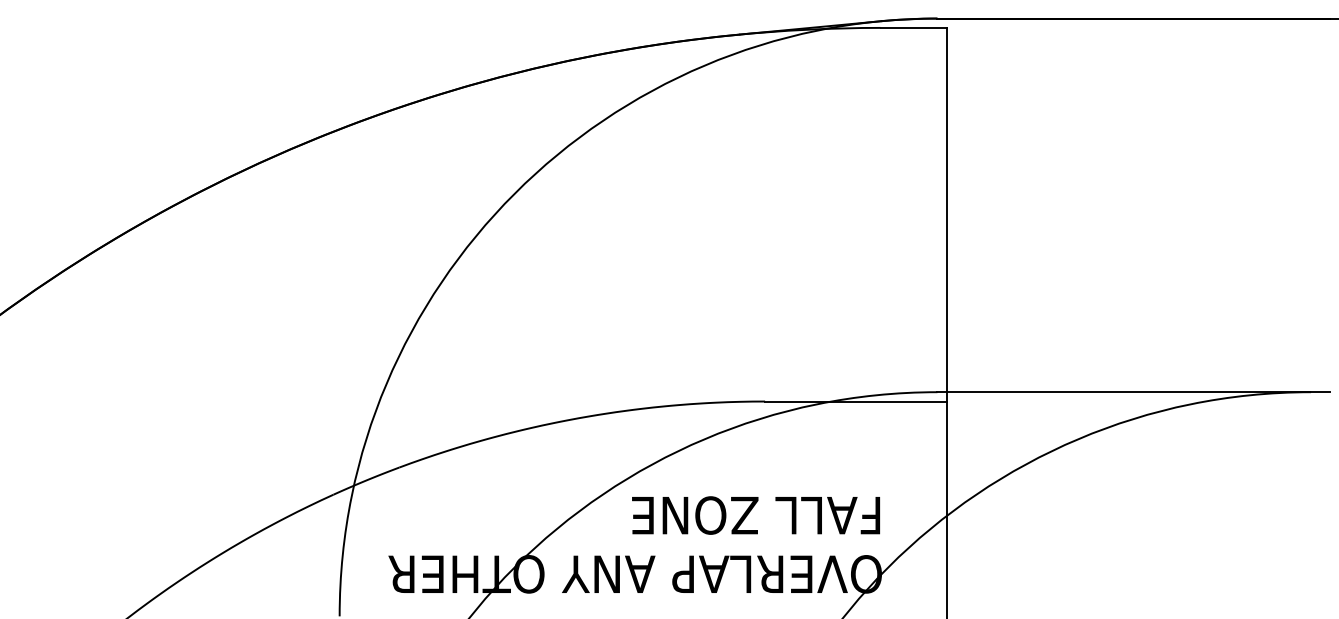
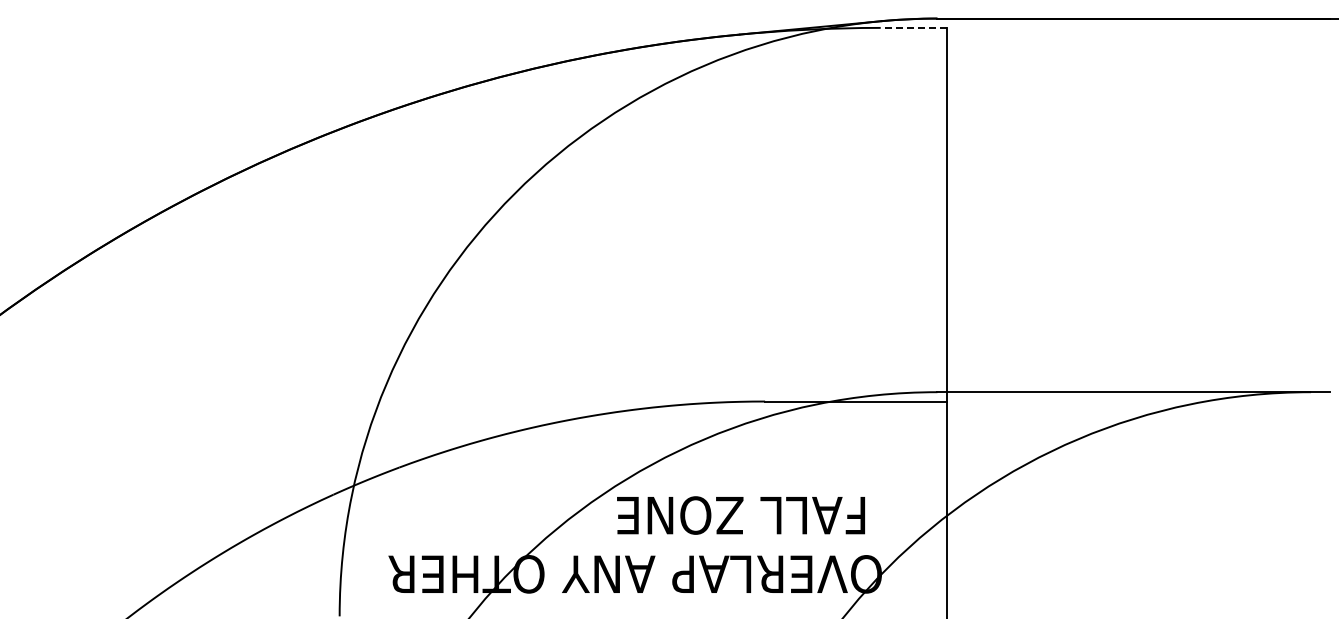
line: solid -> dashed (913, 27)
text position: (755, 515) -> (740, 515) (740, 515)
